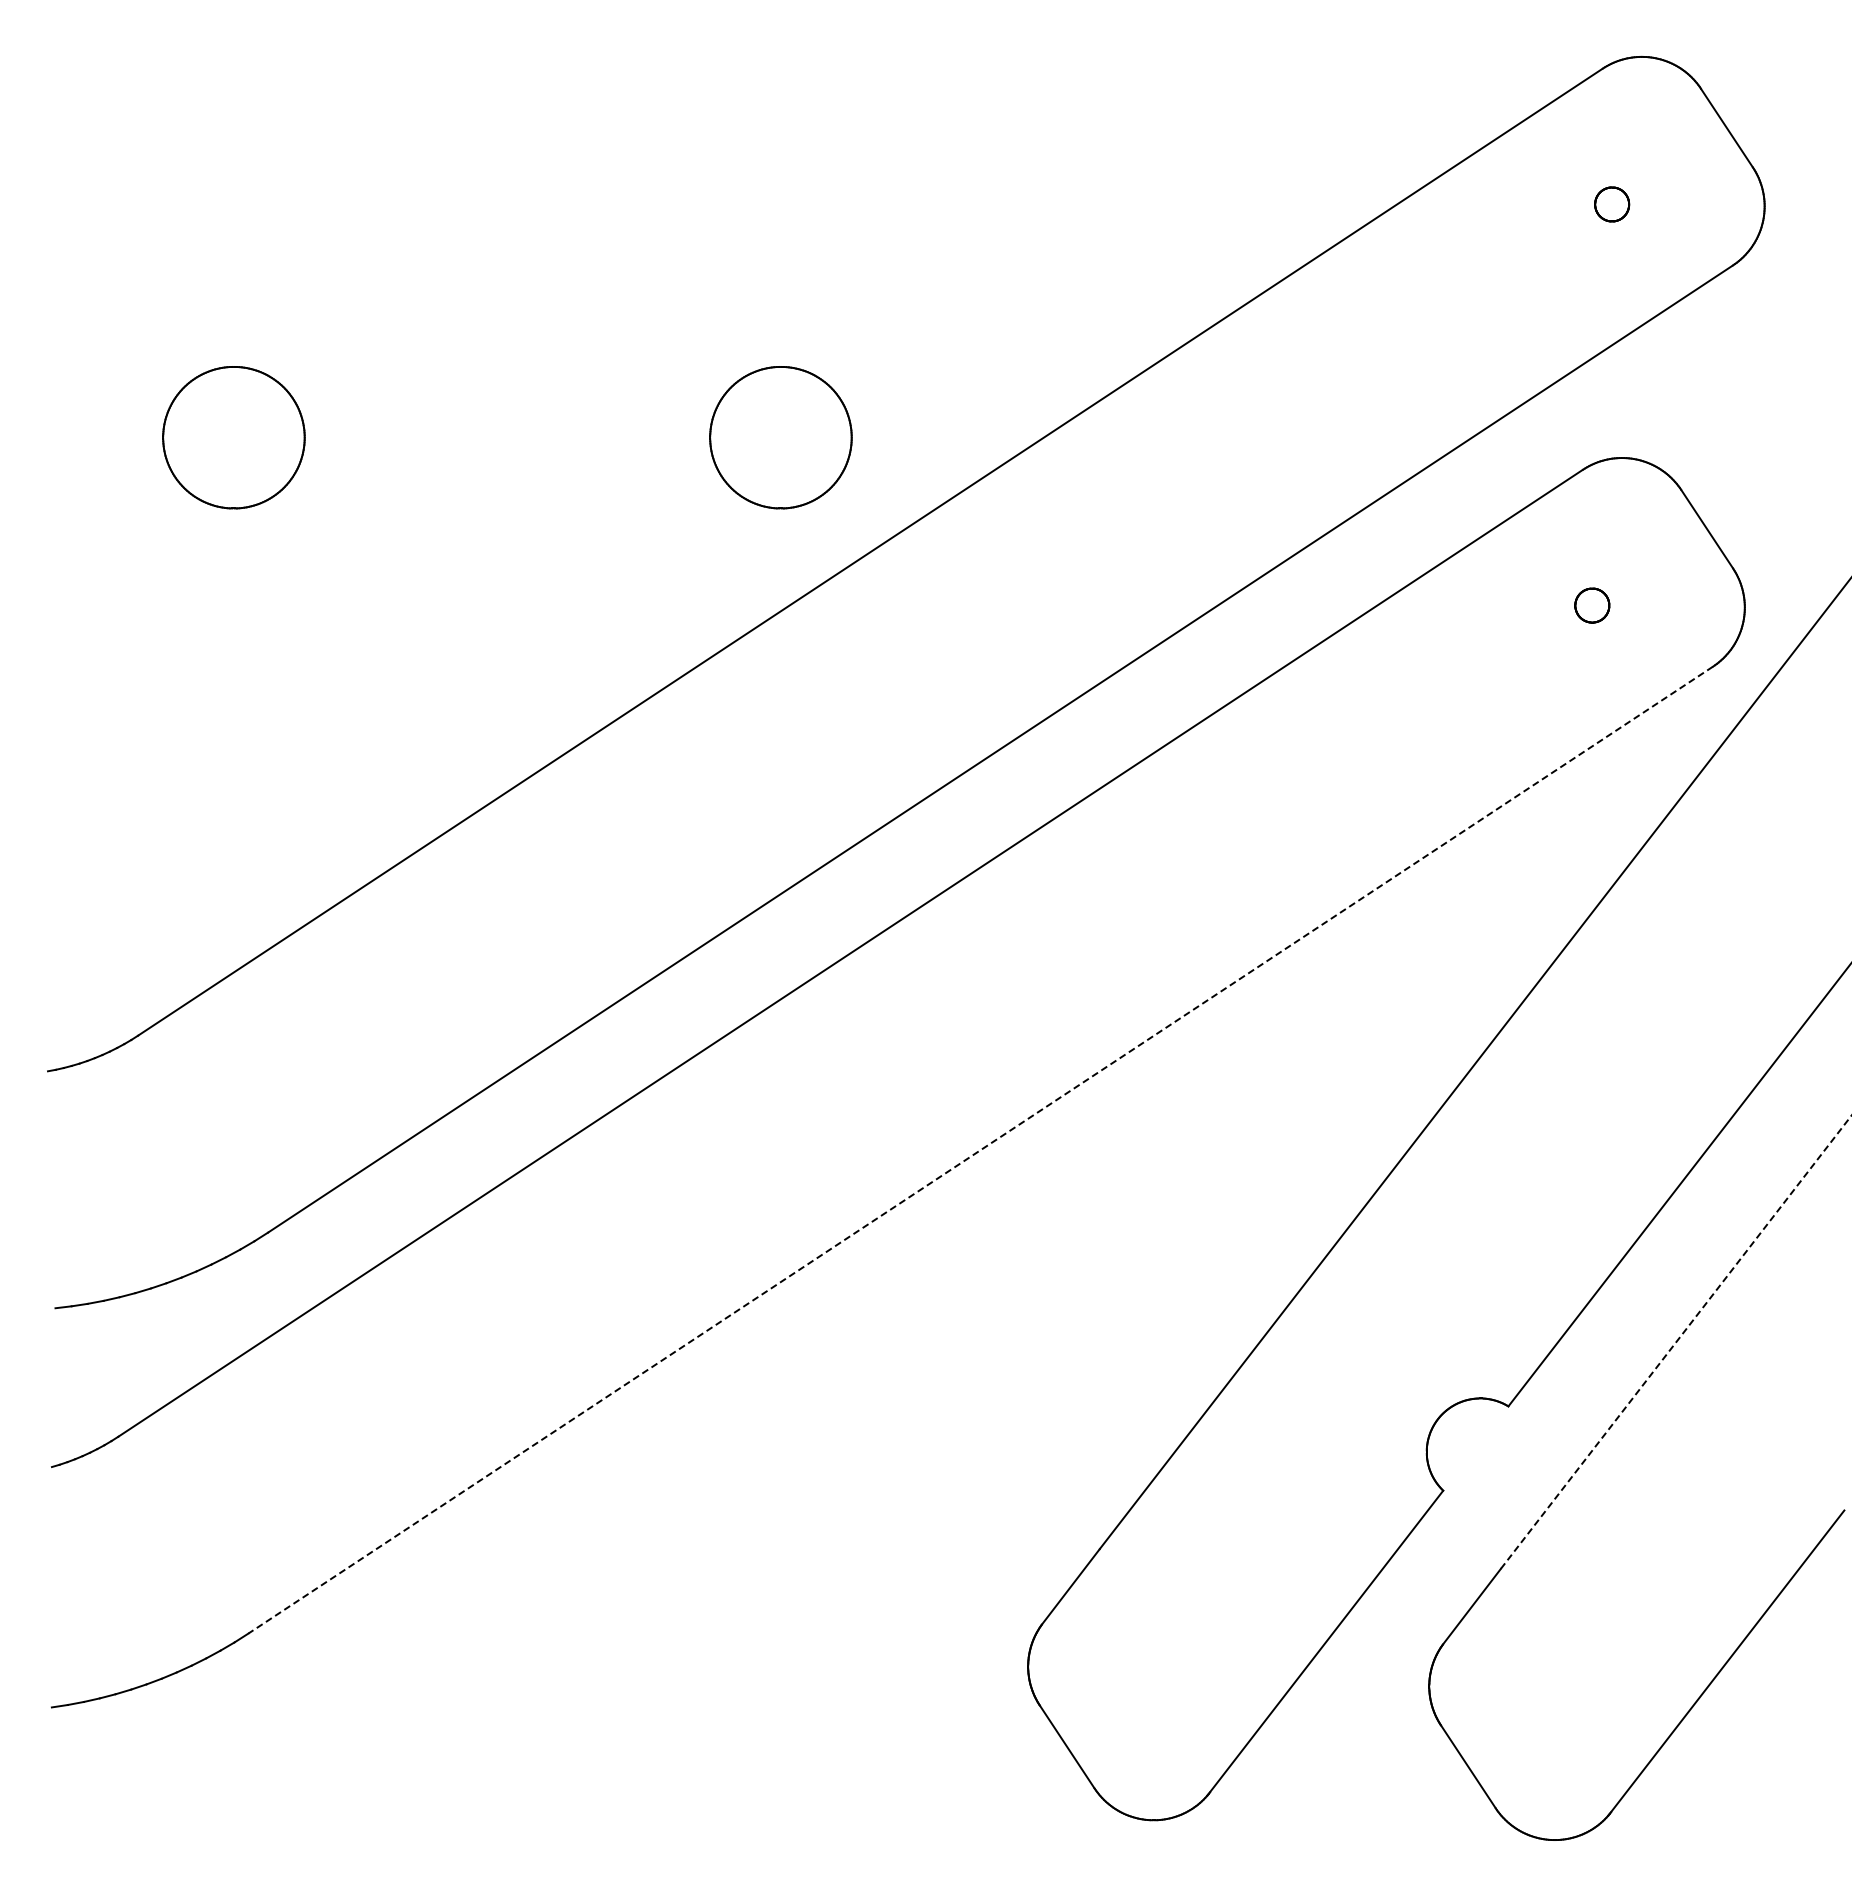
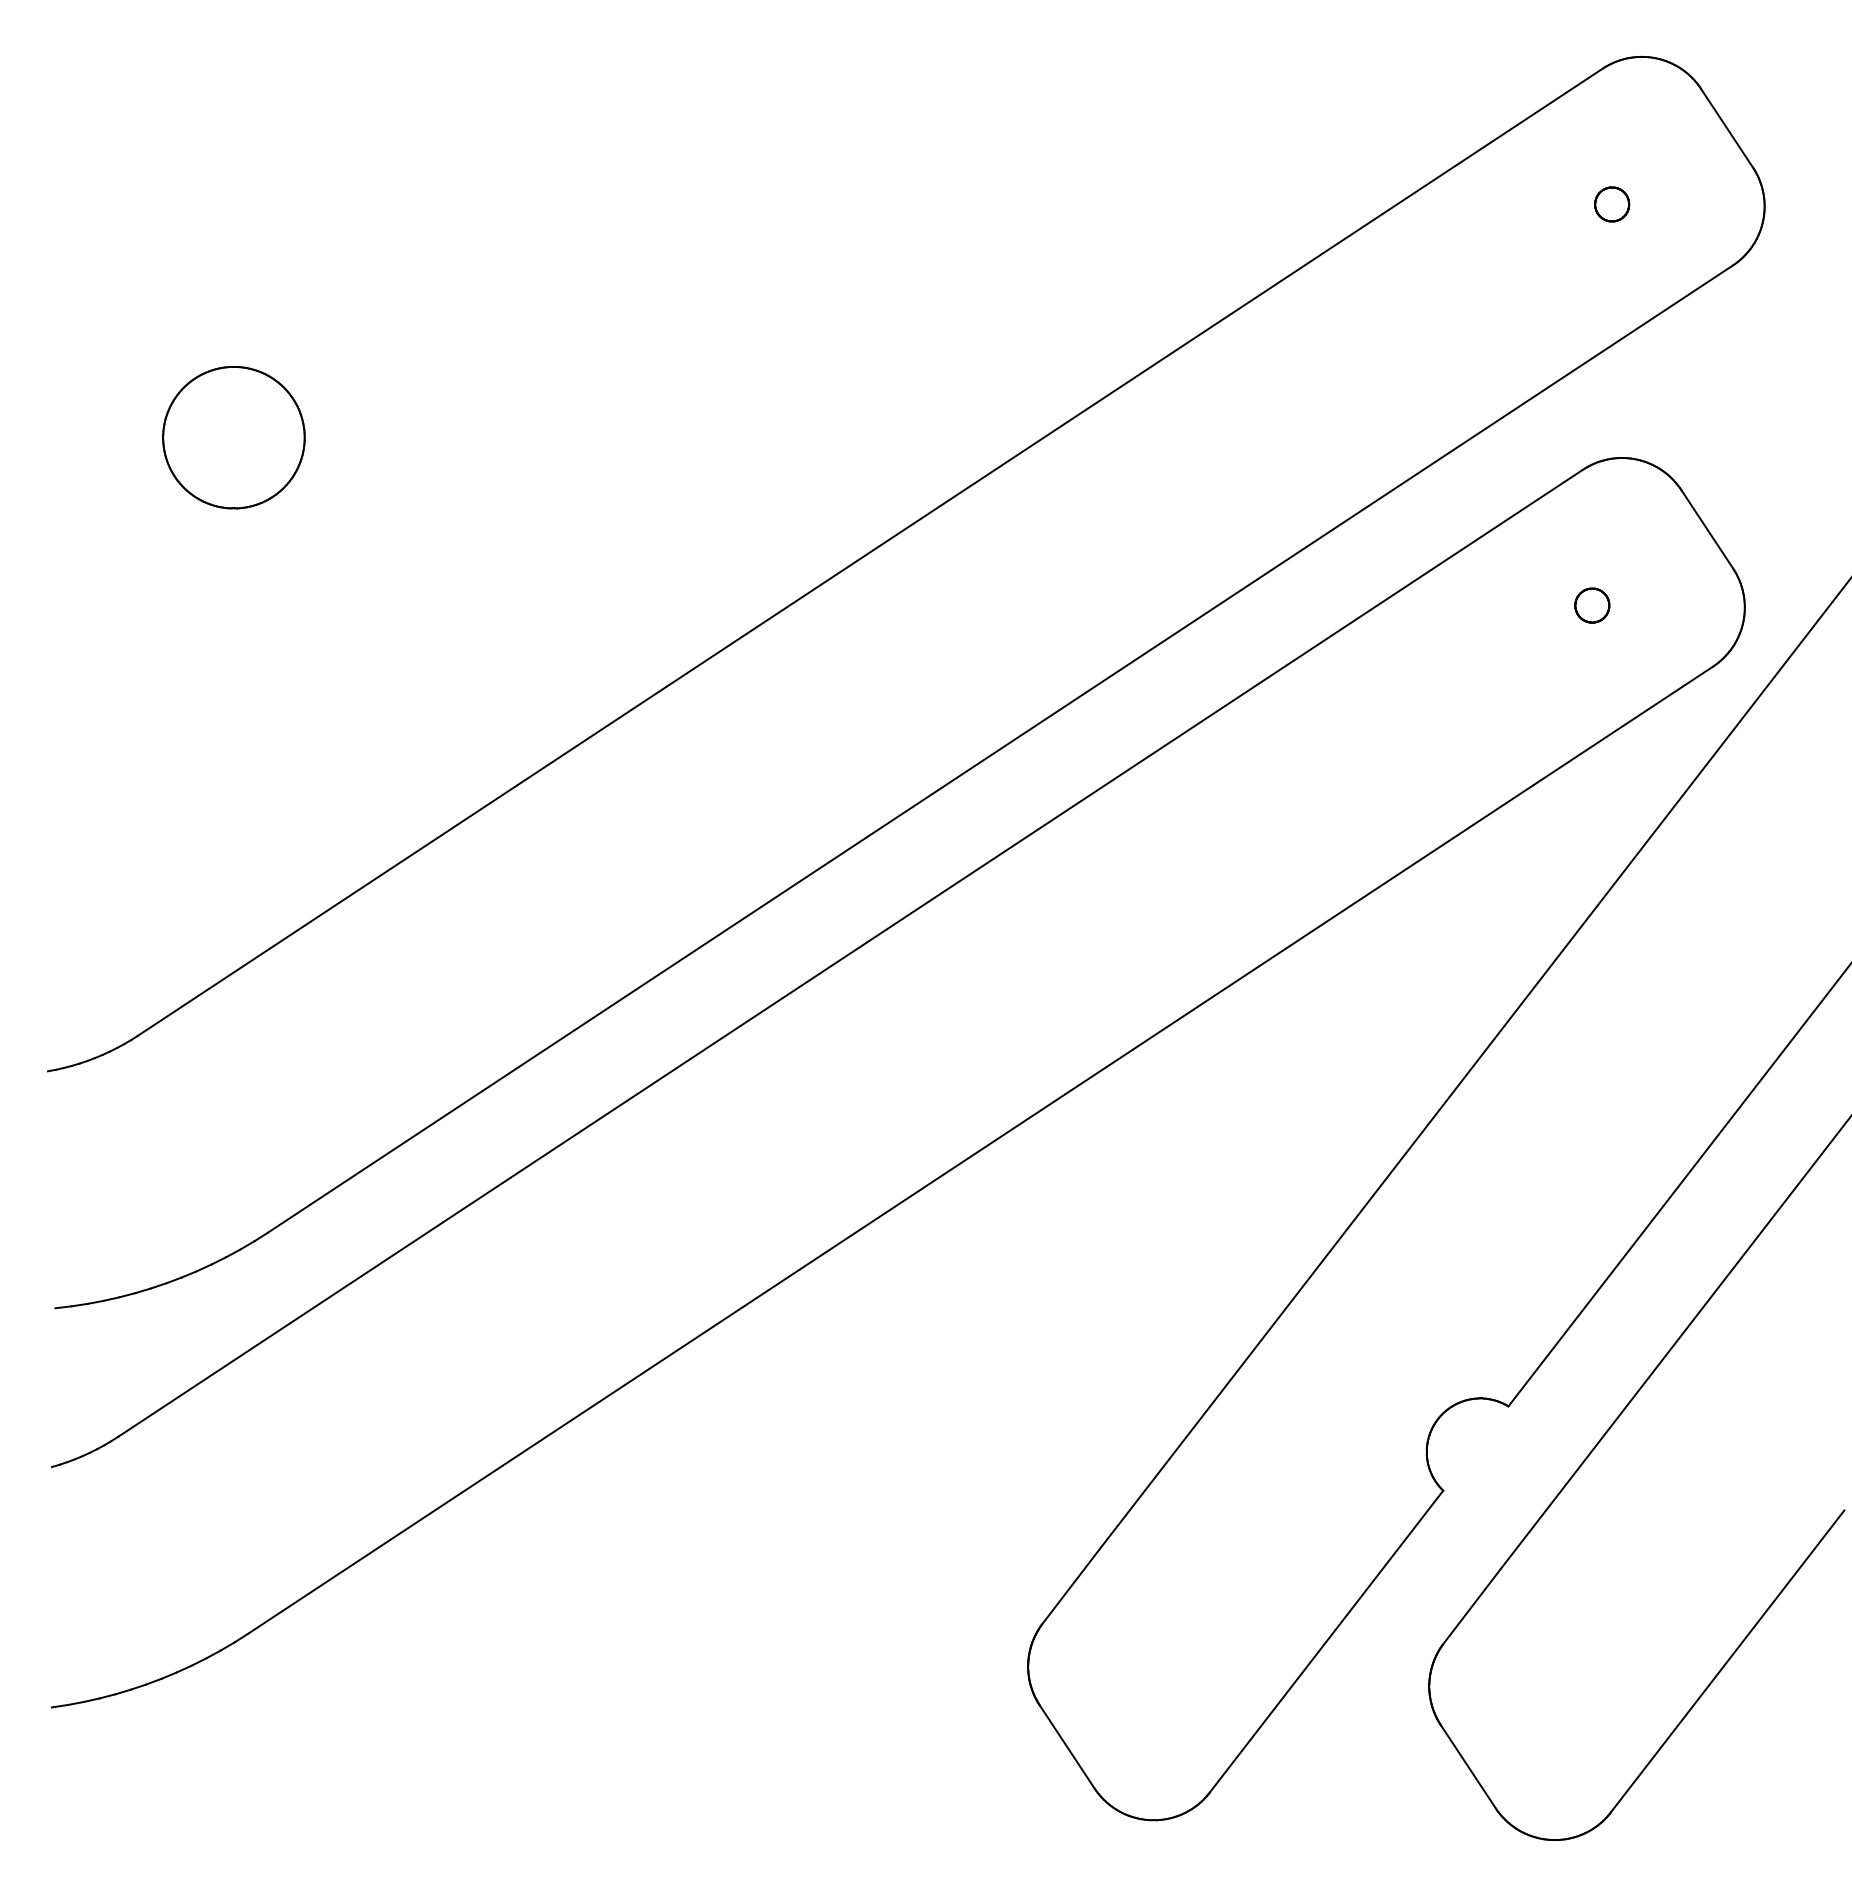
part: present -> none (780, 437)
line: dashed -> solid (980, 1150)
line: dashed -> solid (1676, 1341)
